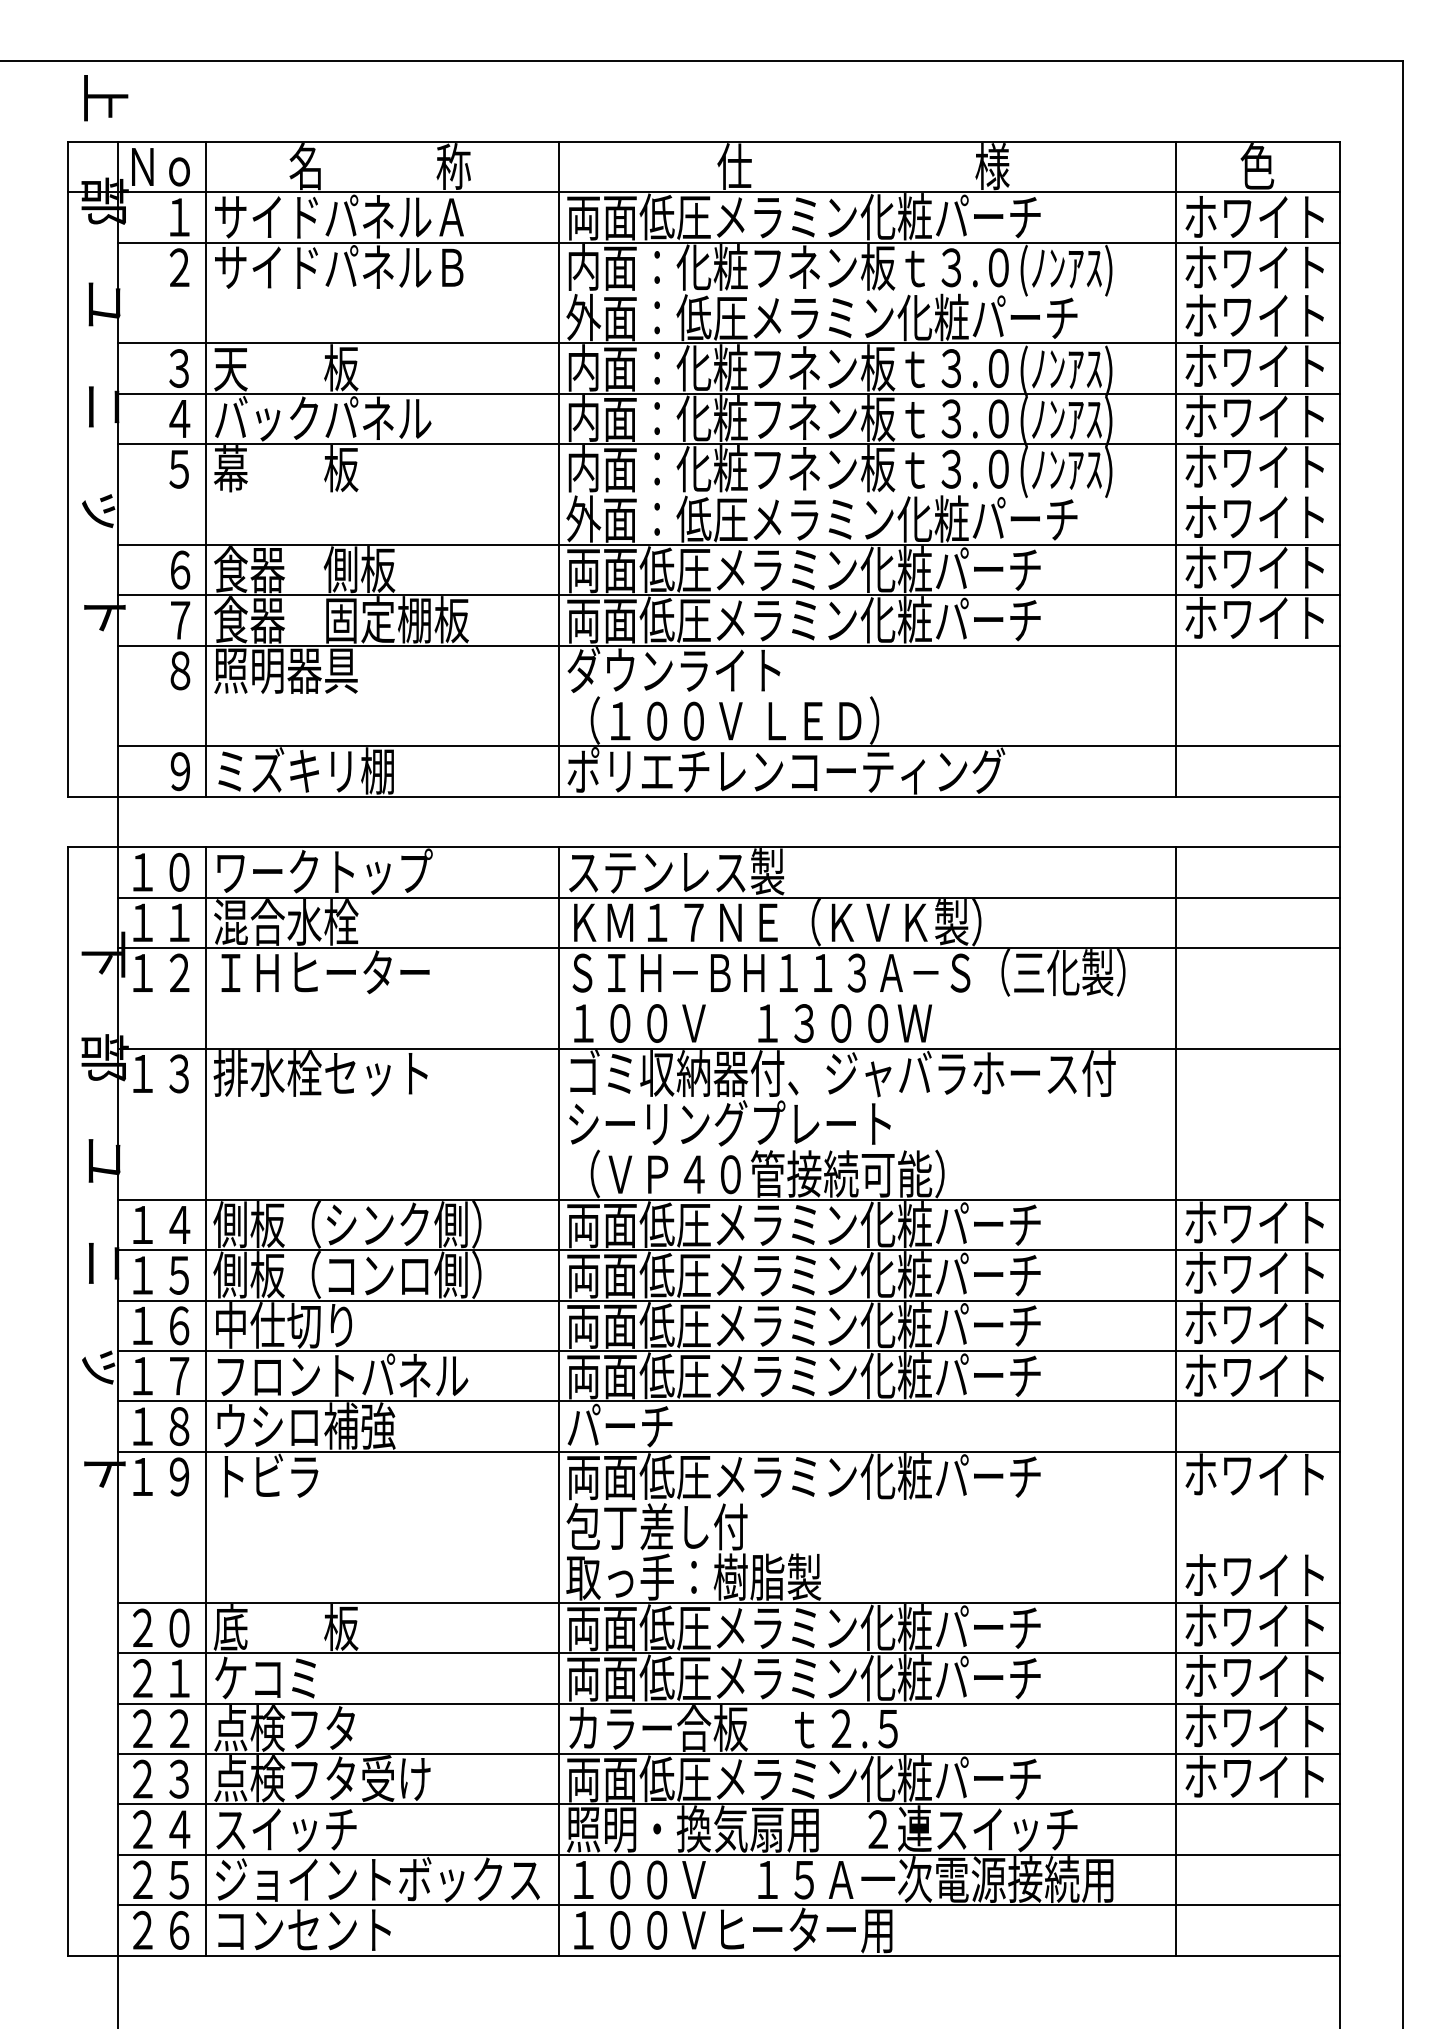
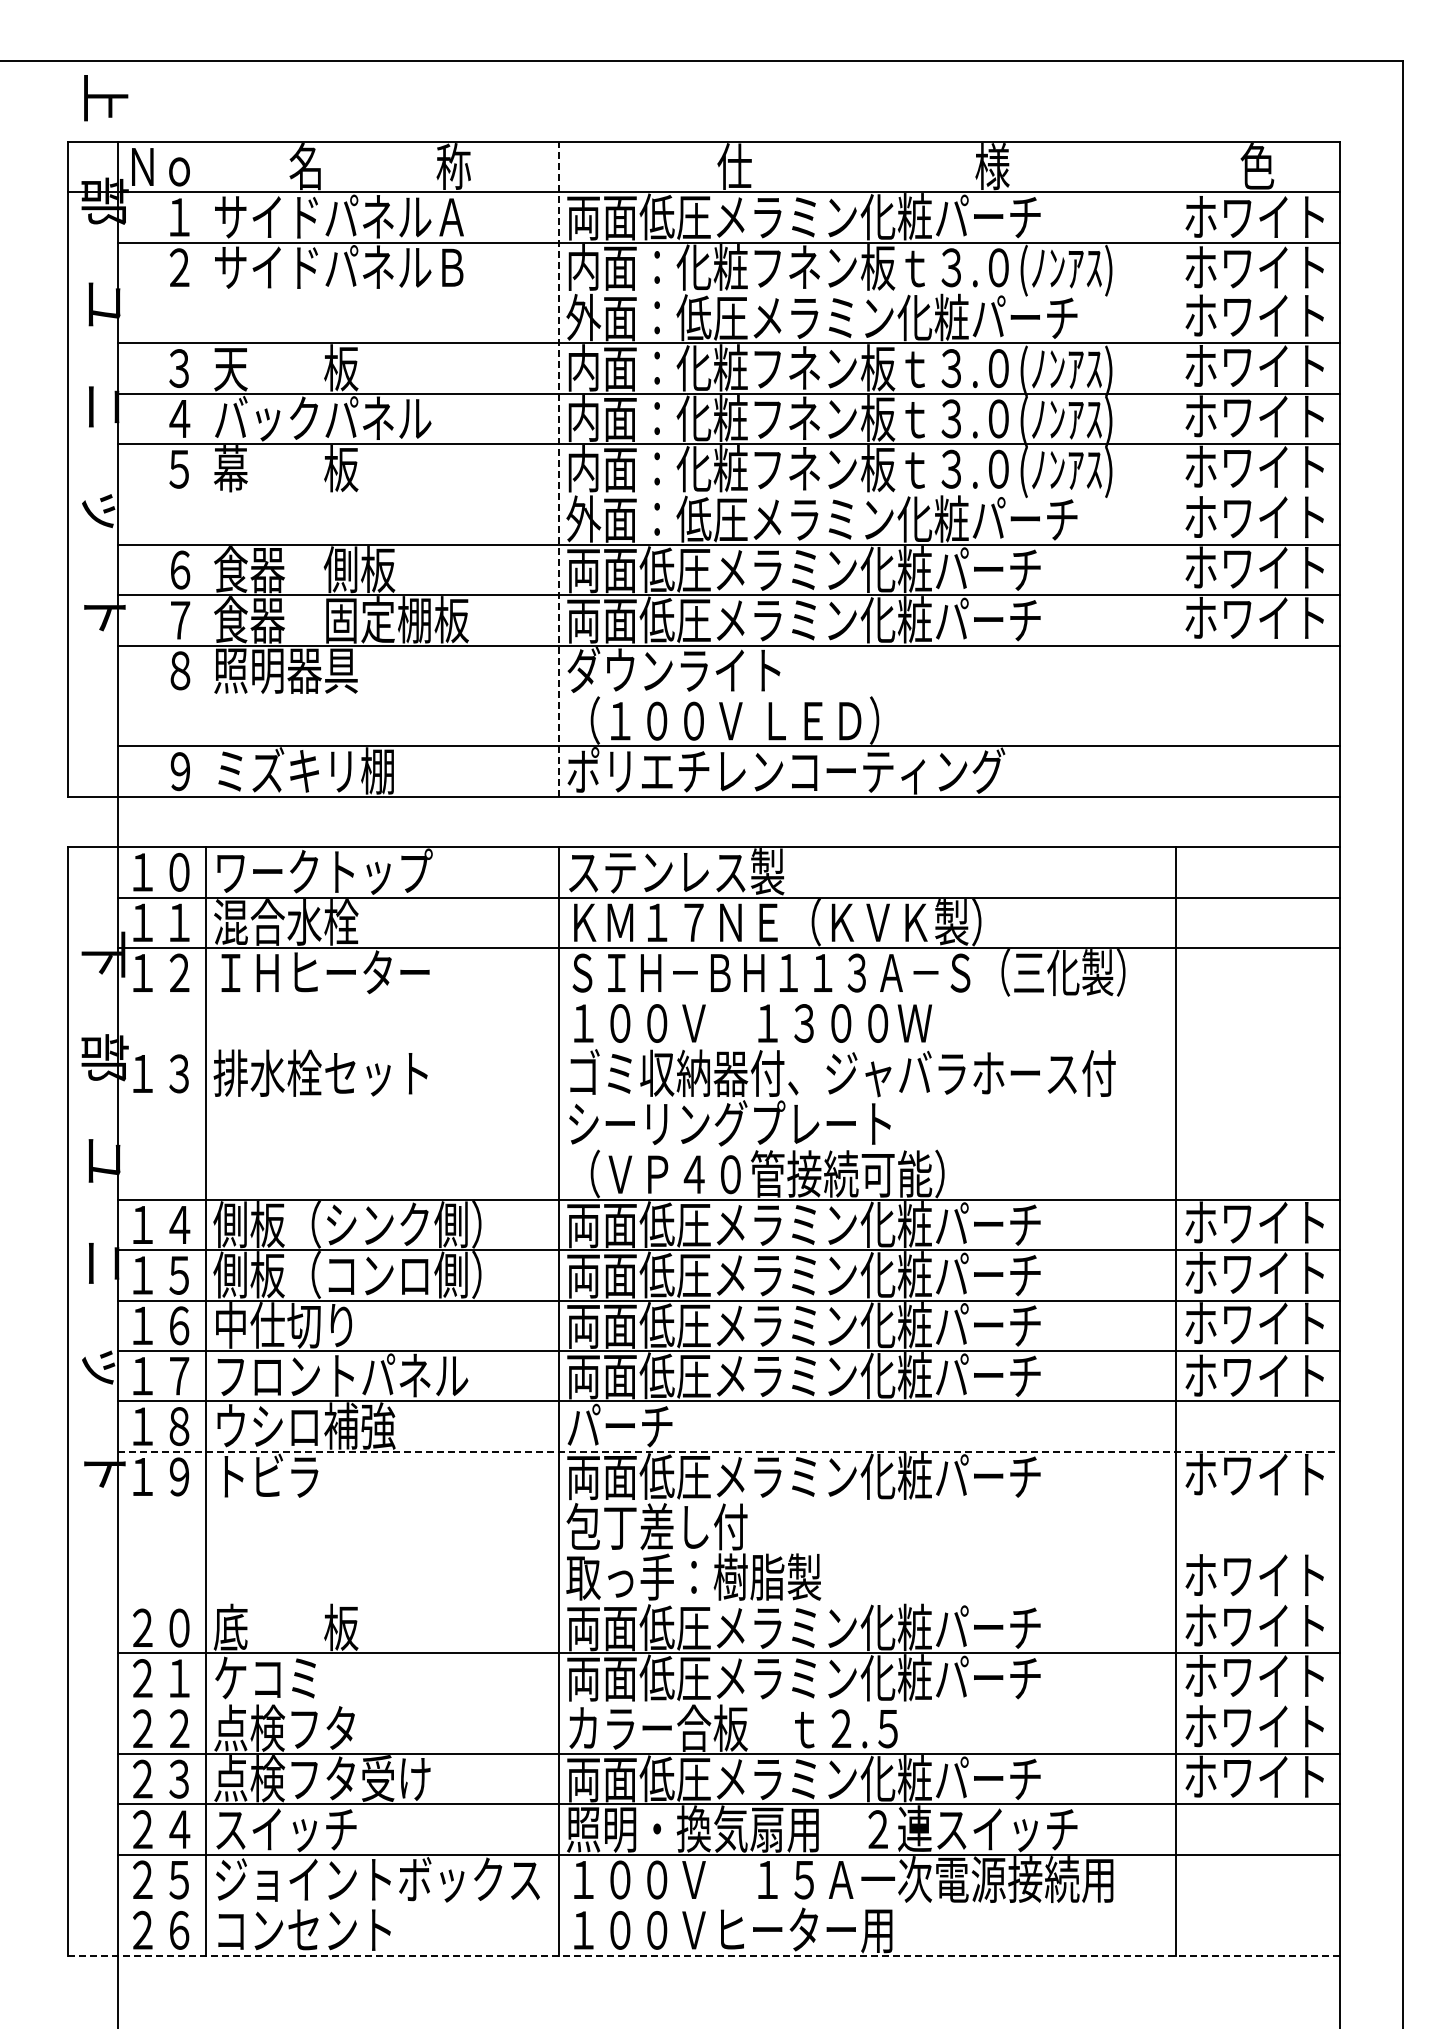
line: present -> none (206, 468)
line: solid -> dashed (558, 468)
line: present -> none (1176, 468)
line: present -> none (728, 1048)
line: solid -> dashed (728, 1451)
line: present -> none (728, 1602)
line: present -> none (728, 1703)
line: present -> none (728, 1905)
line: solid -> dashed (704, 1955)
